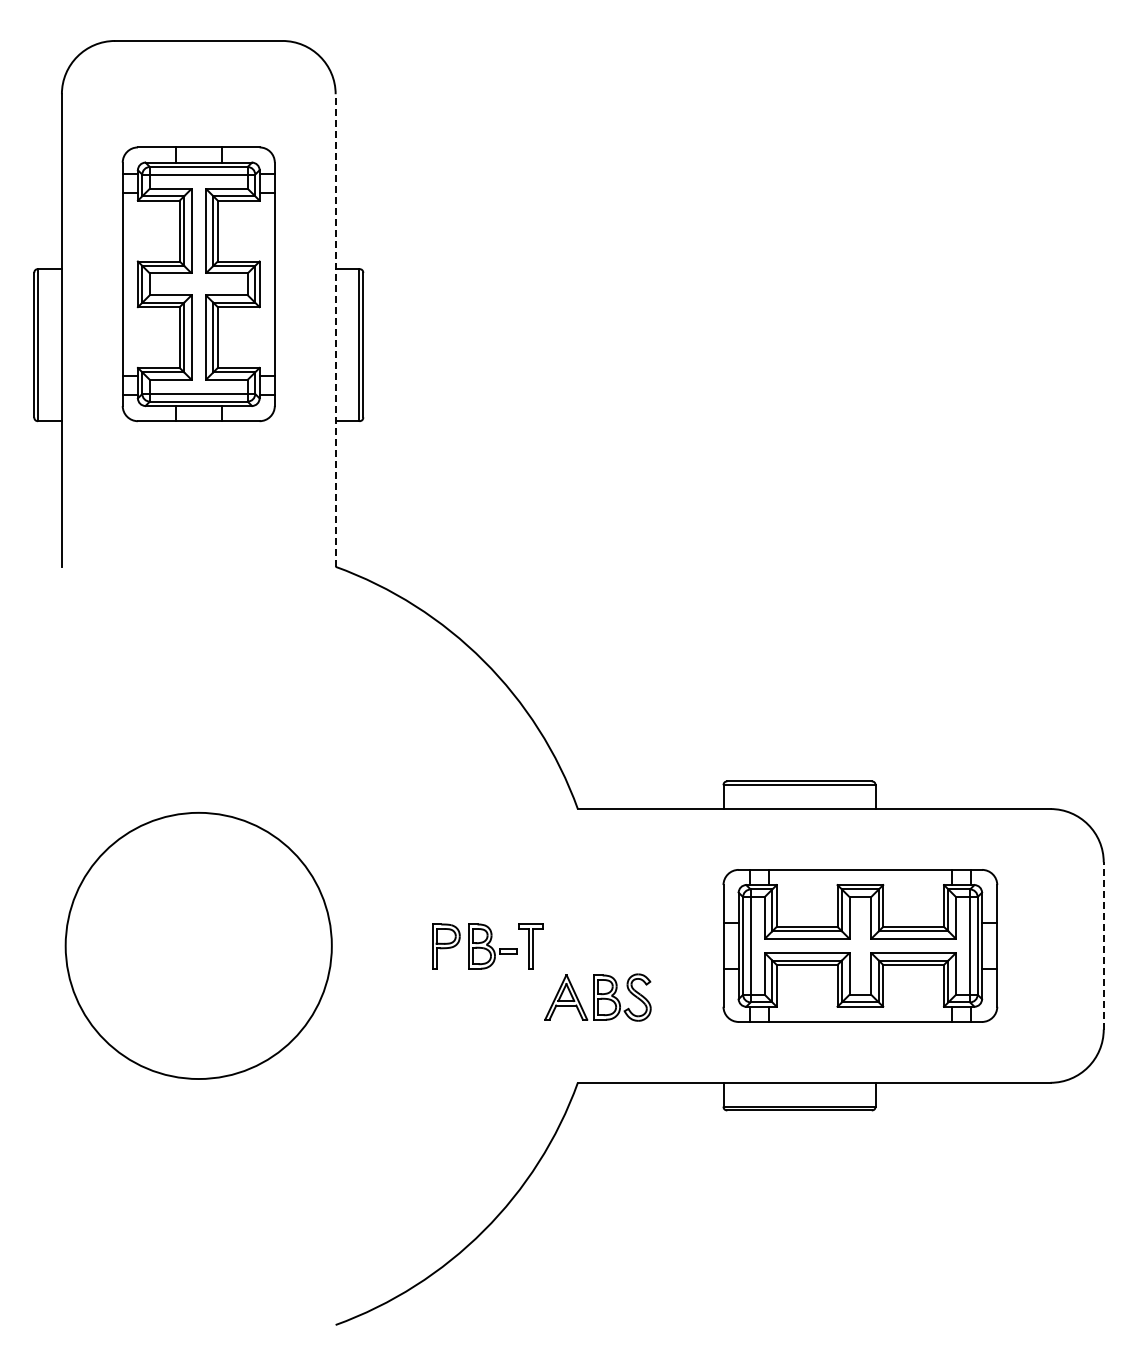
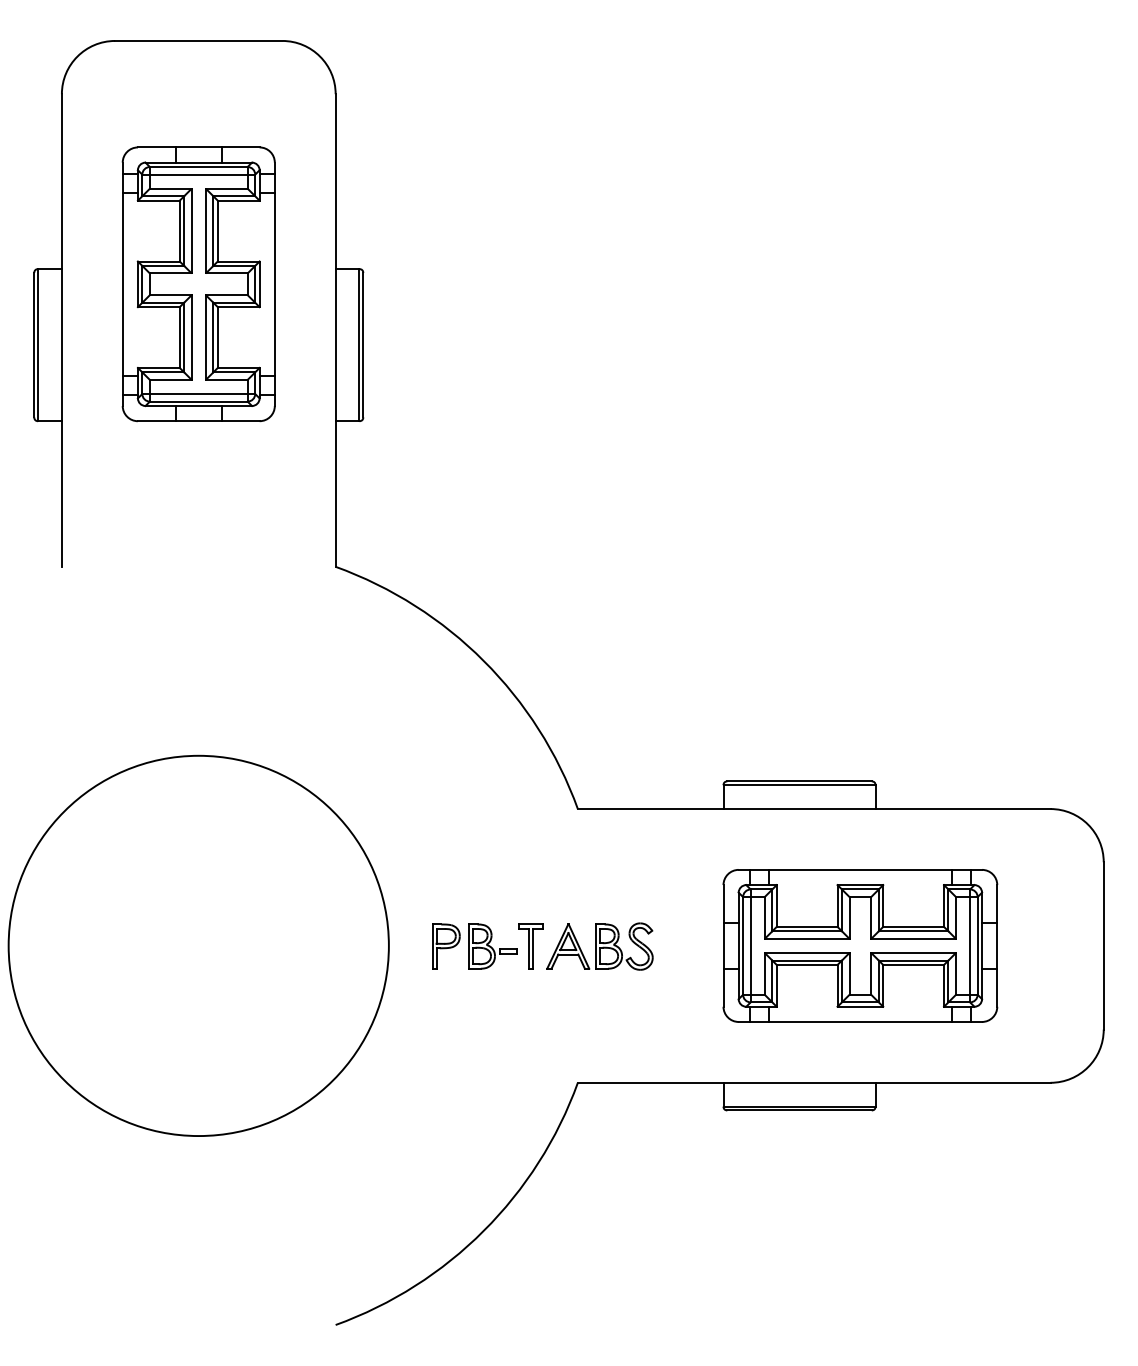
line: dashed -> solid (335, 330)
circle diameter: 266 px -> 380 px (198, 945)
line: dashed -> solid (1103, 945)
part position: (597, 997) -> (599, 946) (599, 946)
